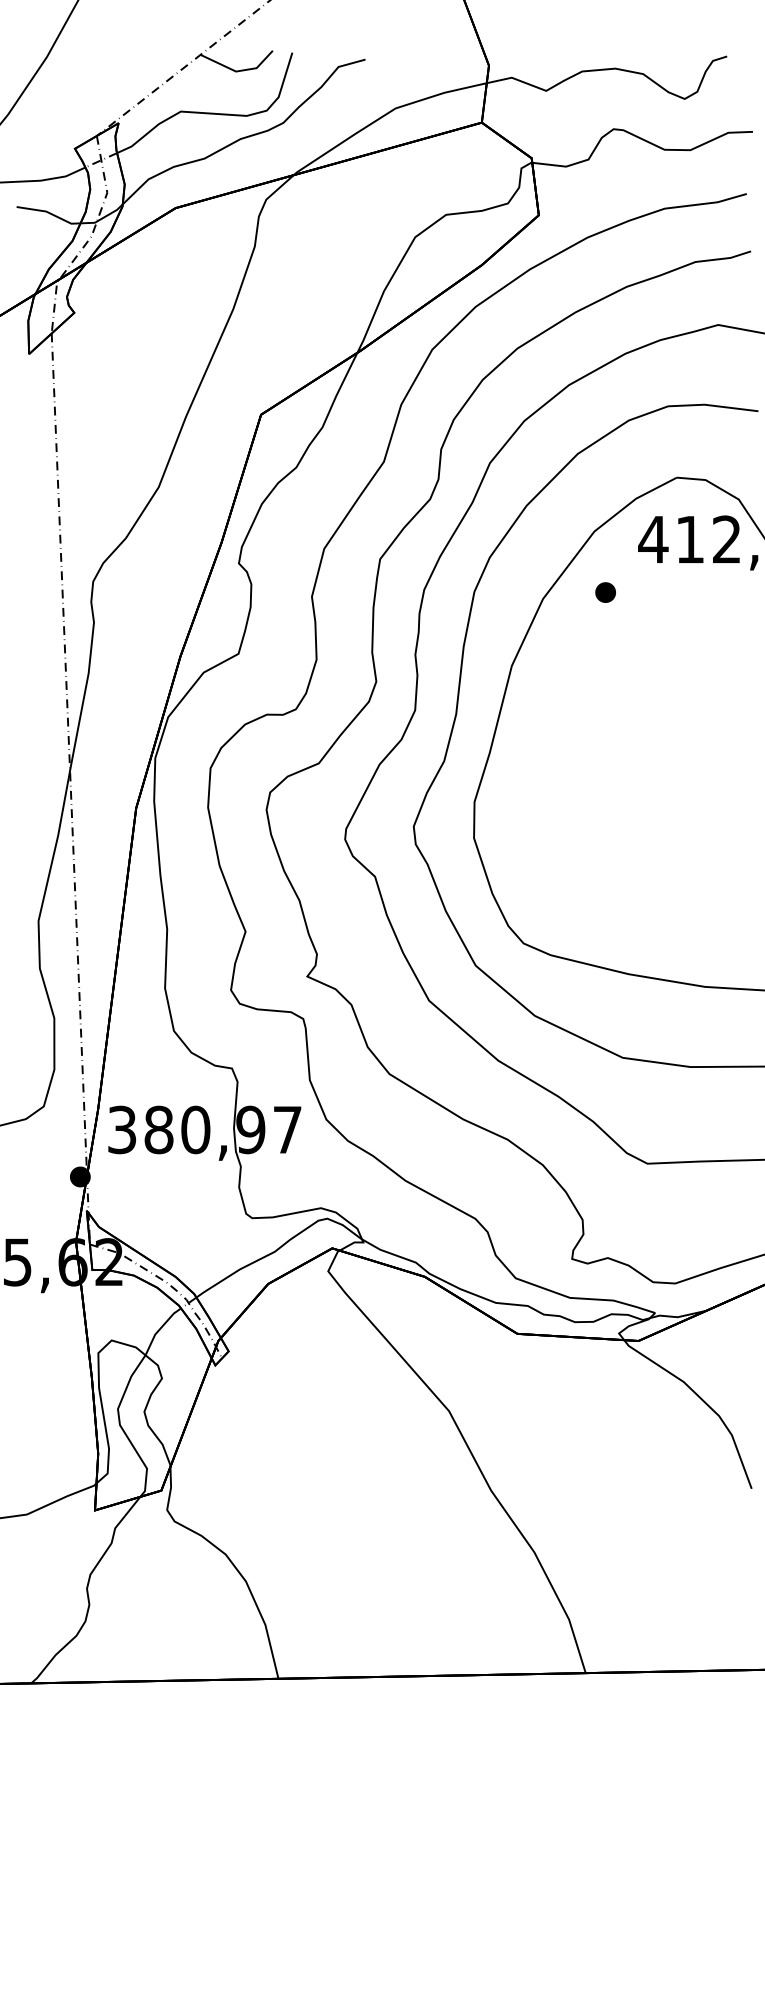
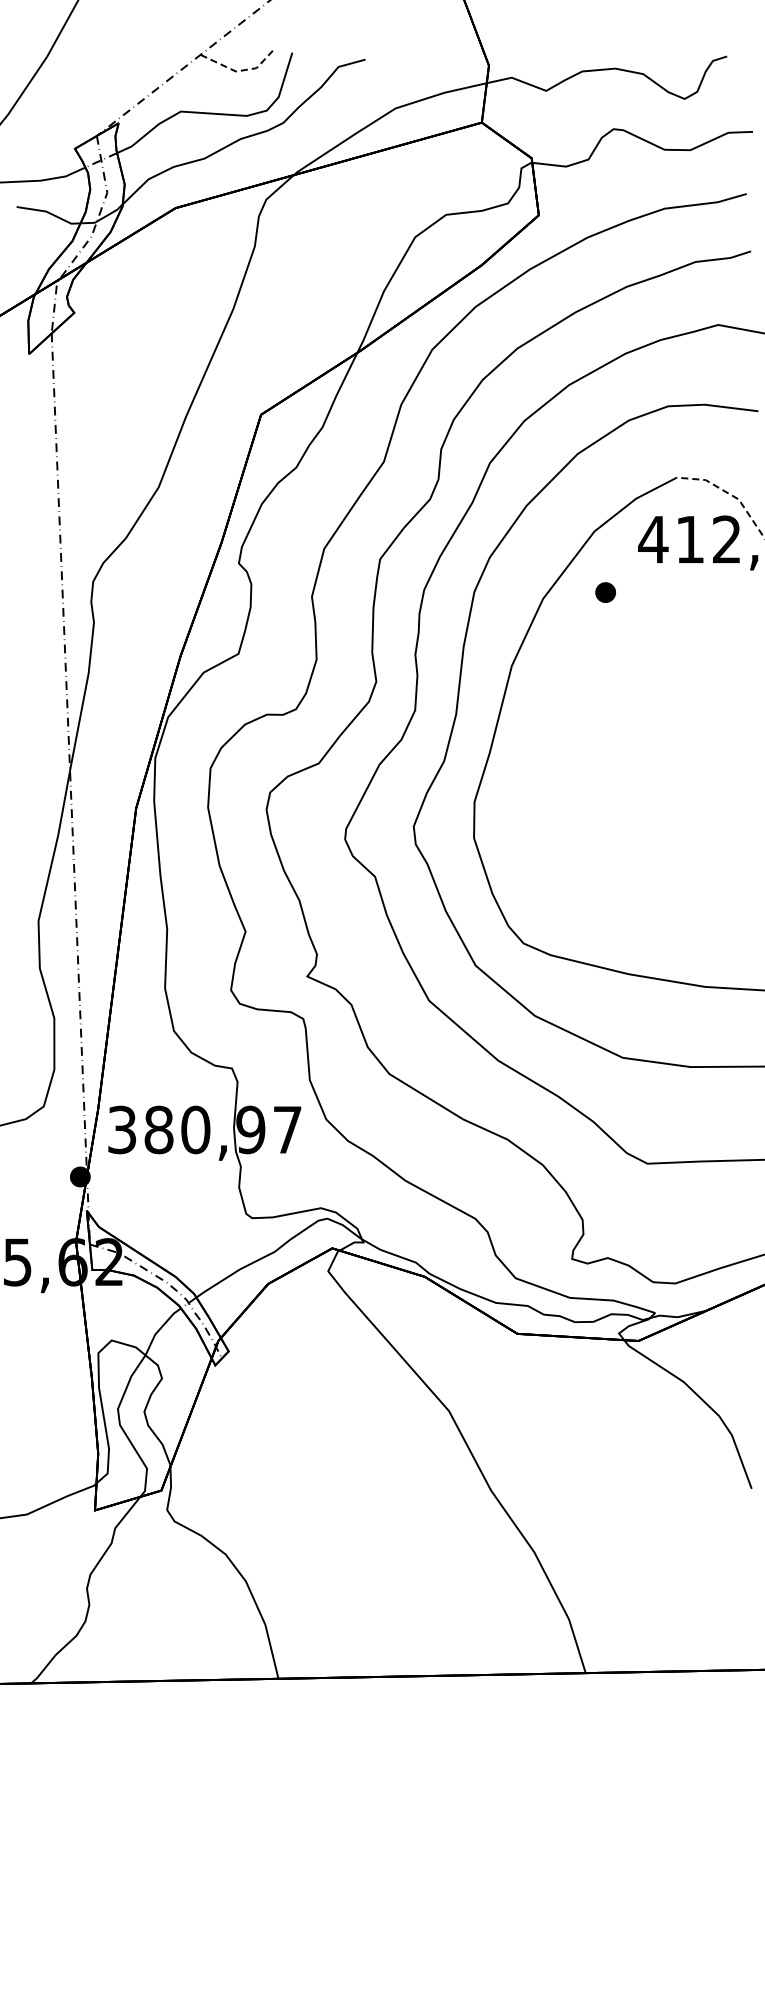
line: solid -> dashed (239, 71)
line: solid -> dashed (730, 494)
